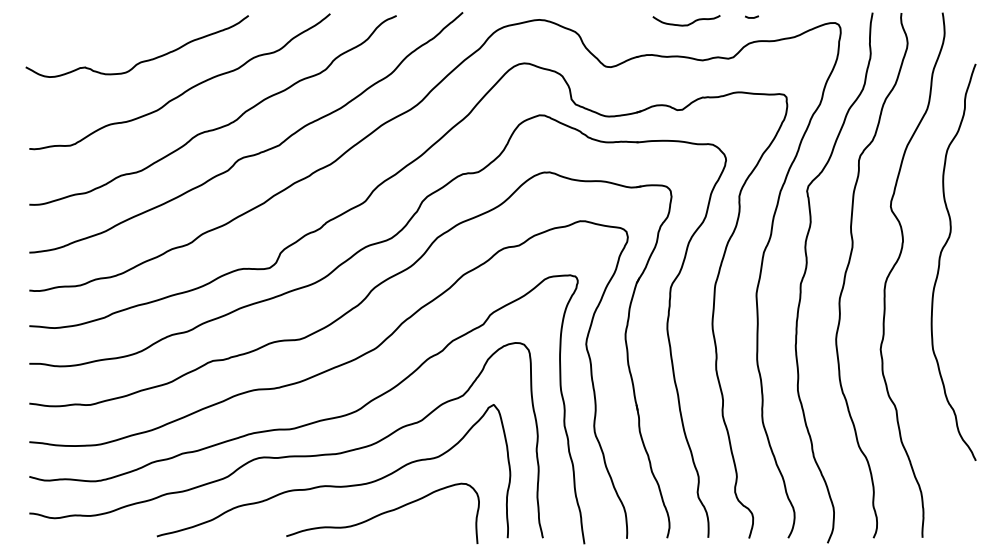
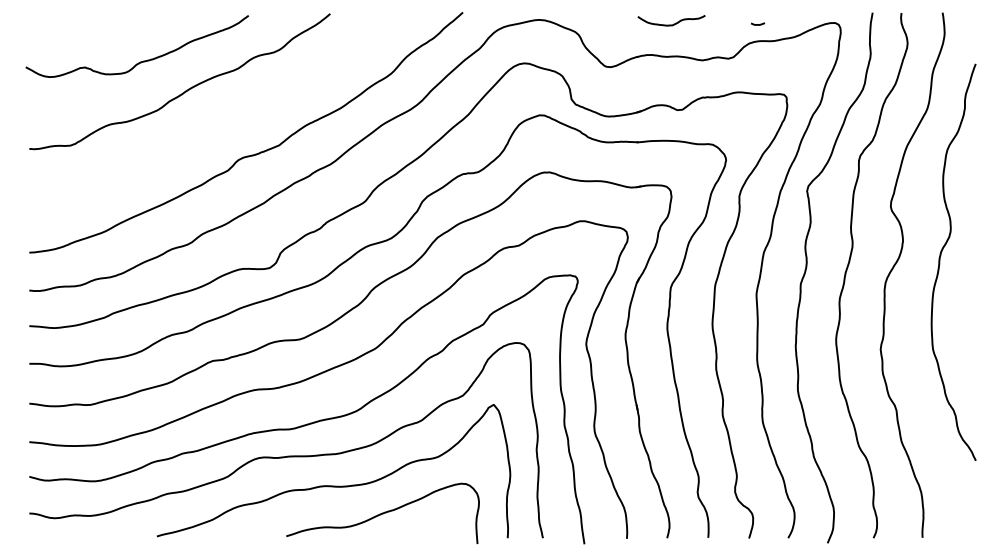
curve position: (752, 17) -> (758, 24) (758, 24)
curve position: (688, 23) -> (673, 23) (673, 23)
curve: present -> none (217, 127)
